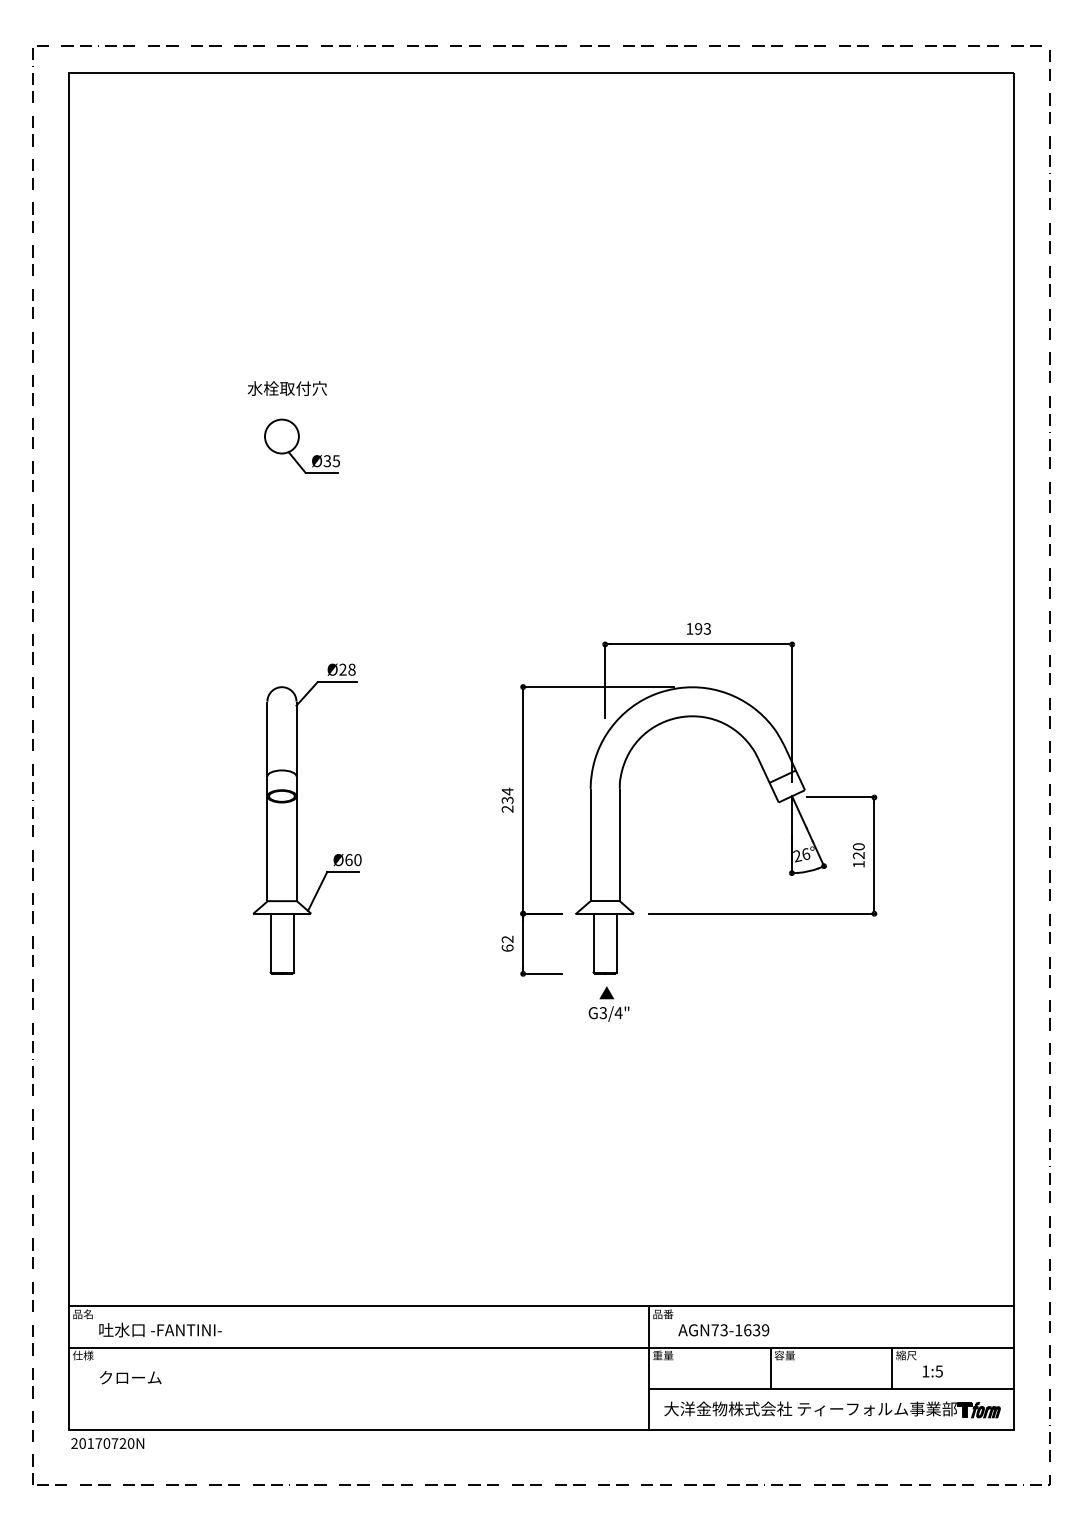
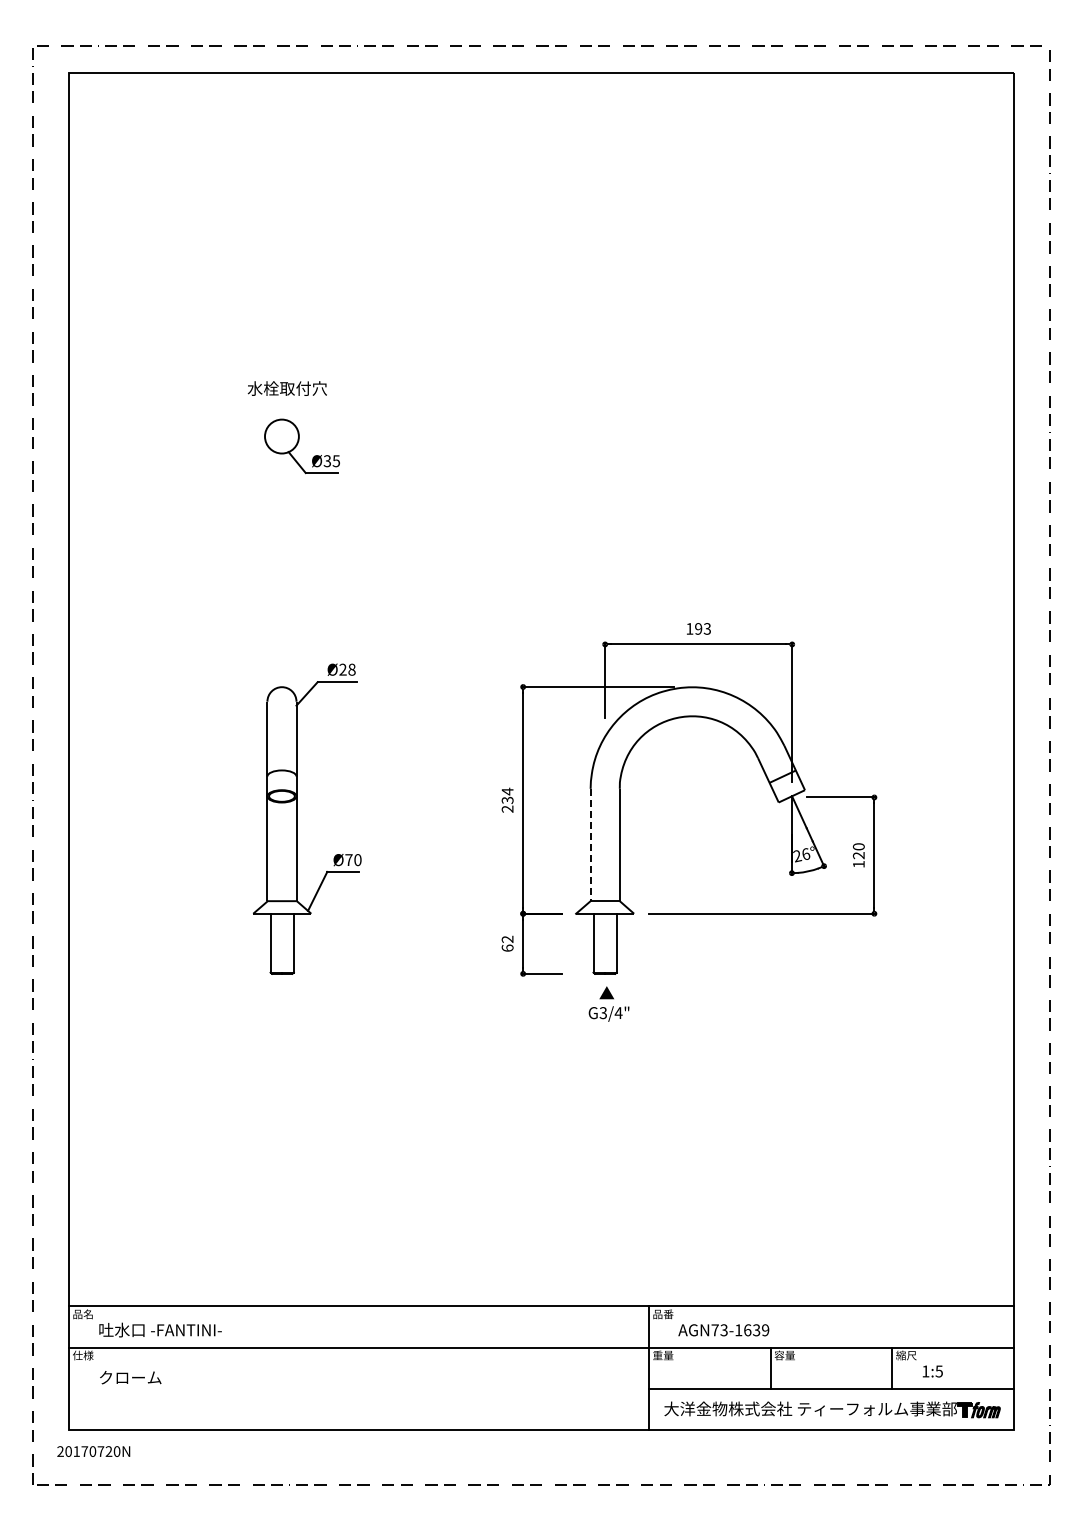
line: solid -> dashed (590, 845)
text: Ø60 -> Ø70 (348, 860)
text position: (107, 1443) -> (93, 1451) (93, 1451)
